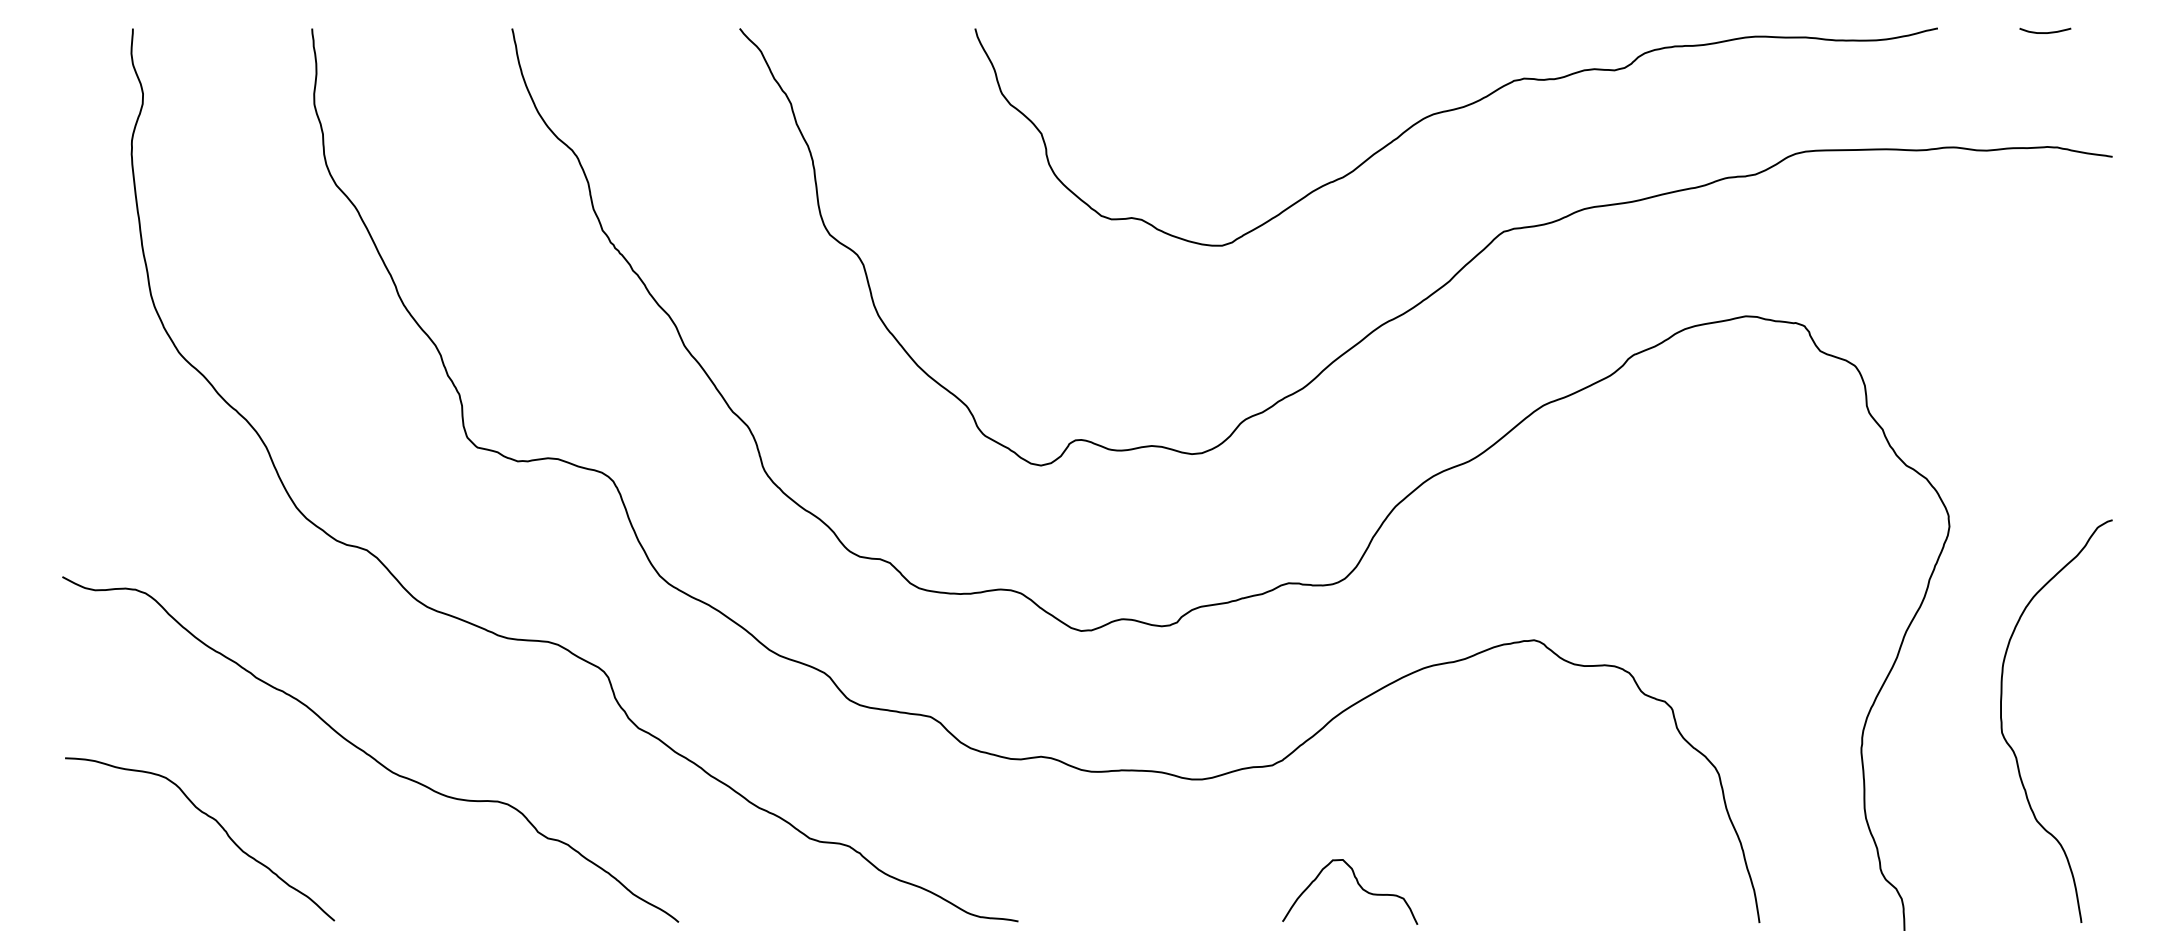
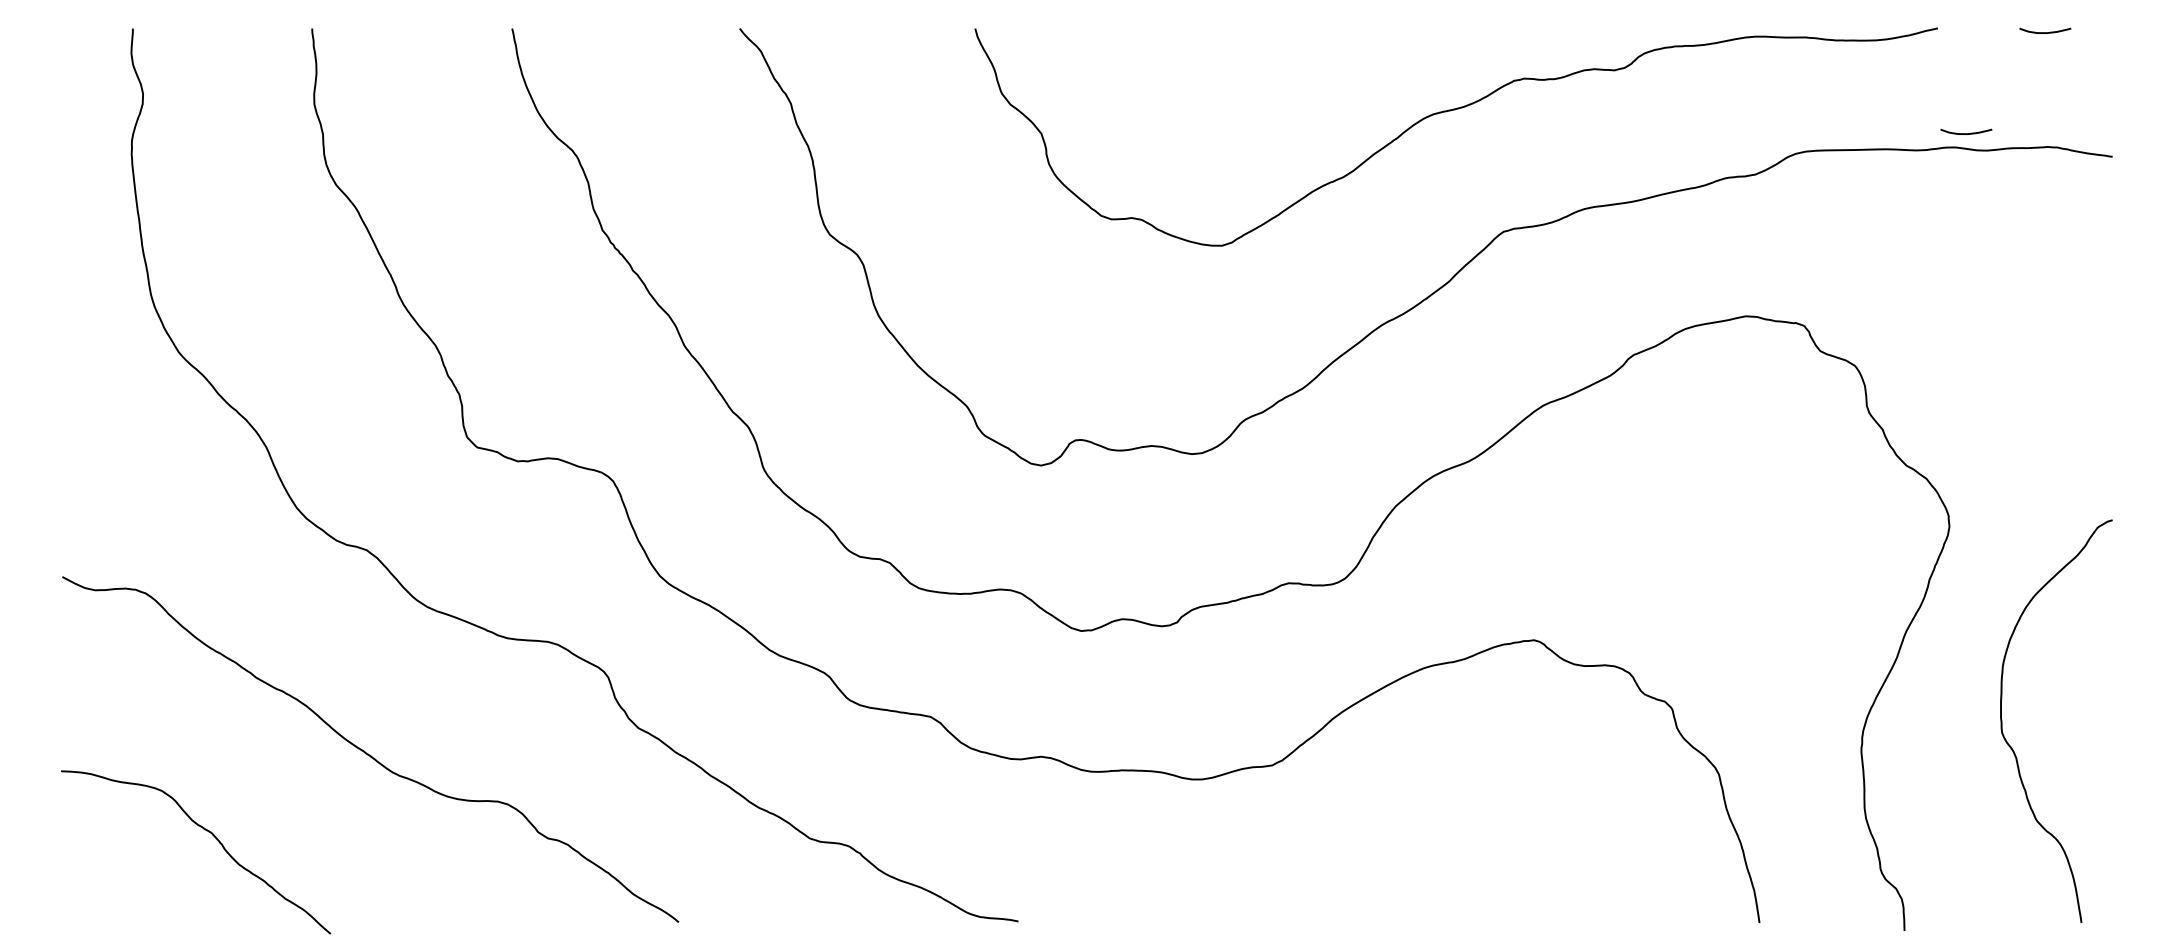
curve: none -> present (1966, 133)
curve position: (210, 818) -> (206, 831) (206, 831)
curve: present -> none (1357, 884)
